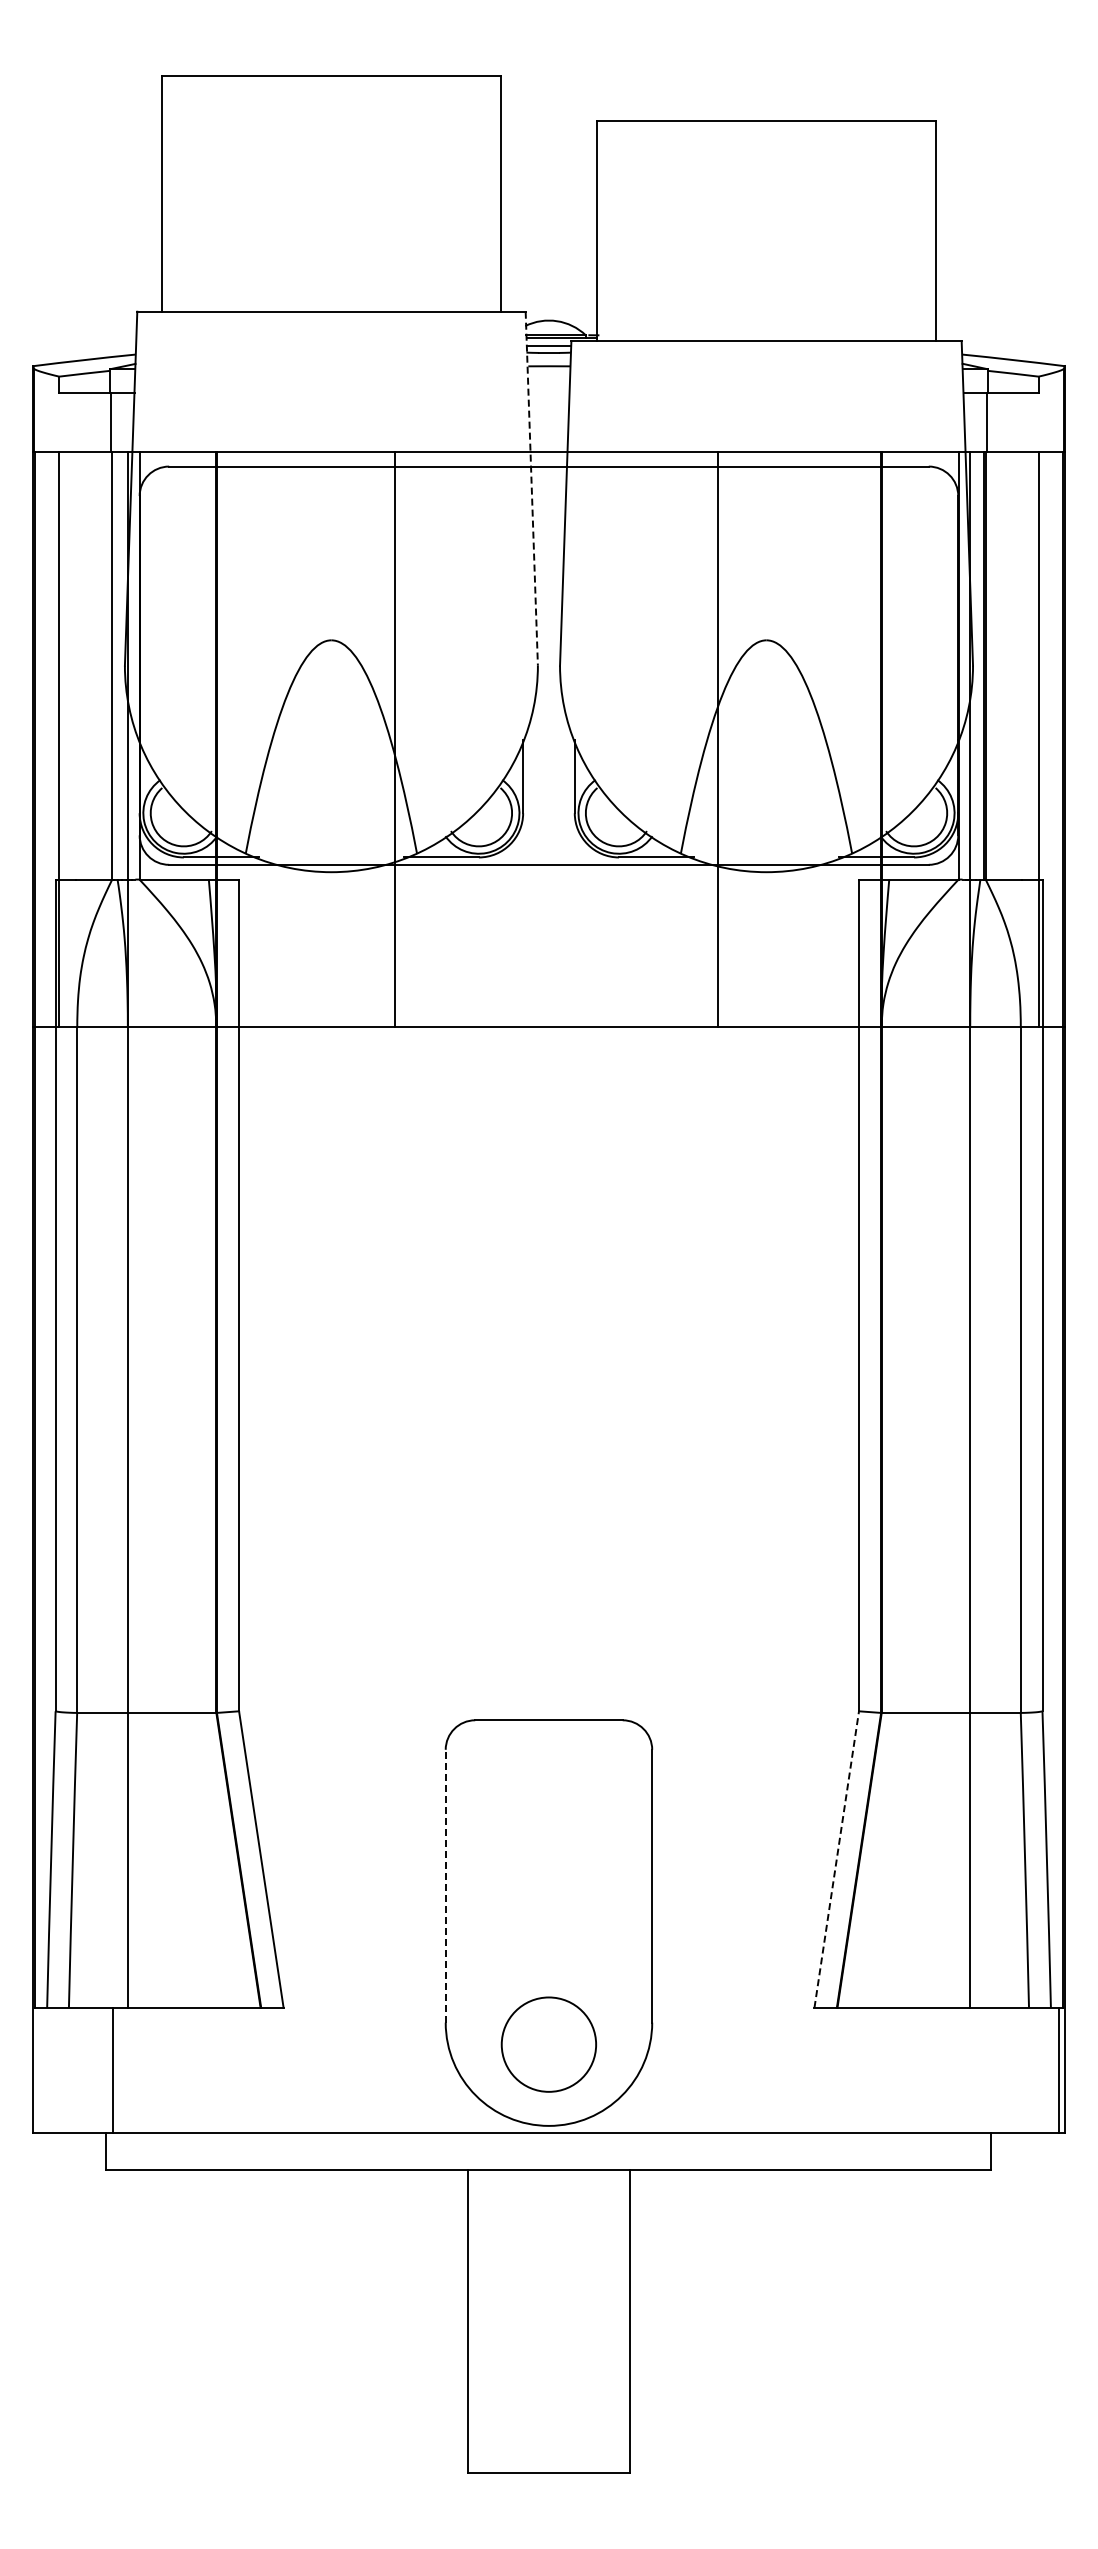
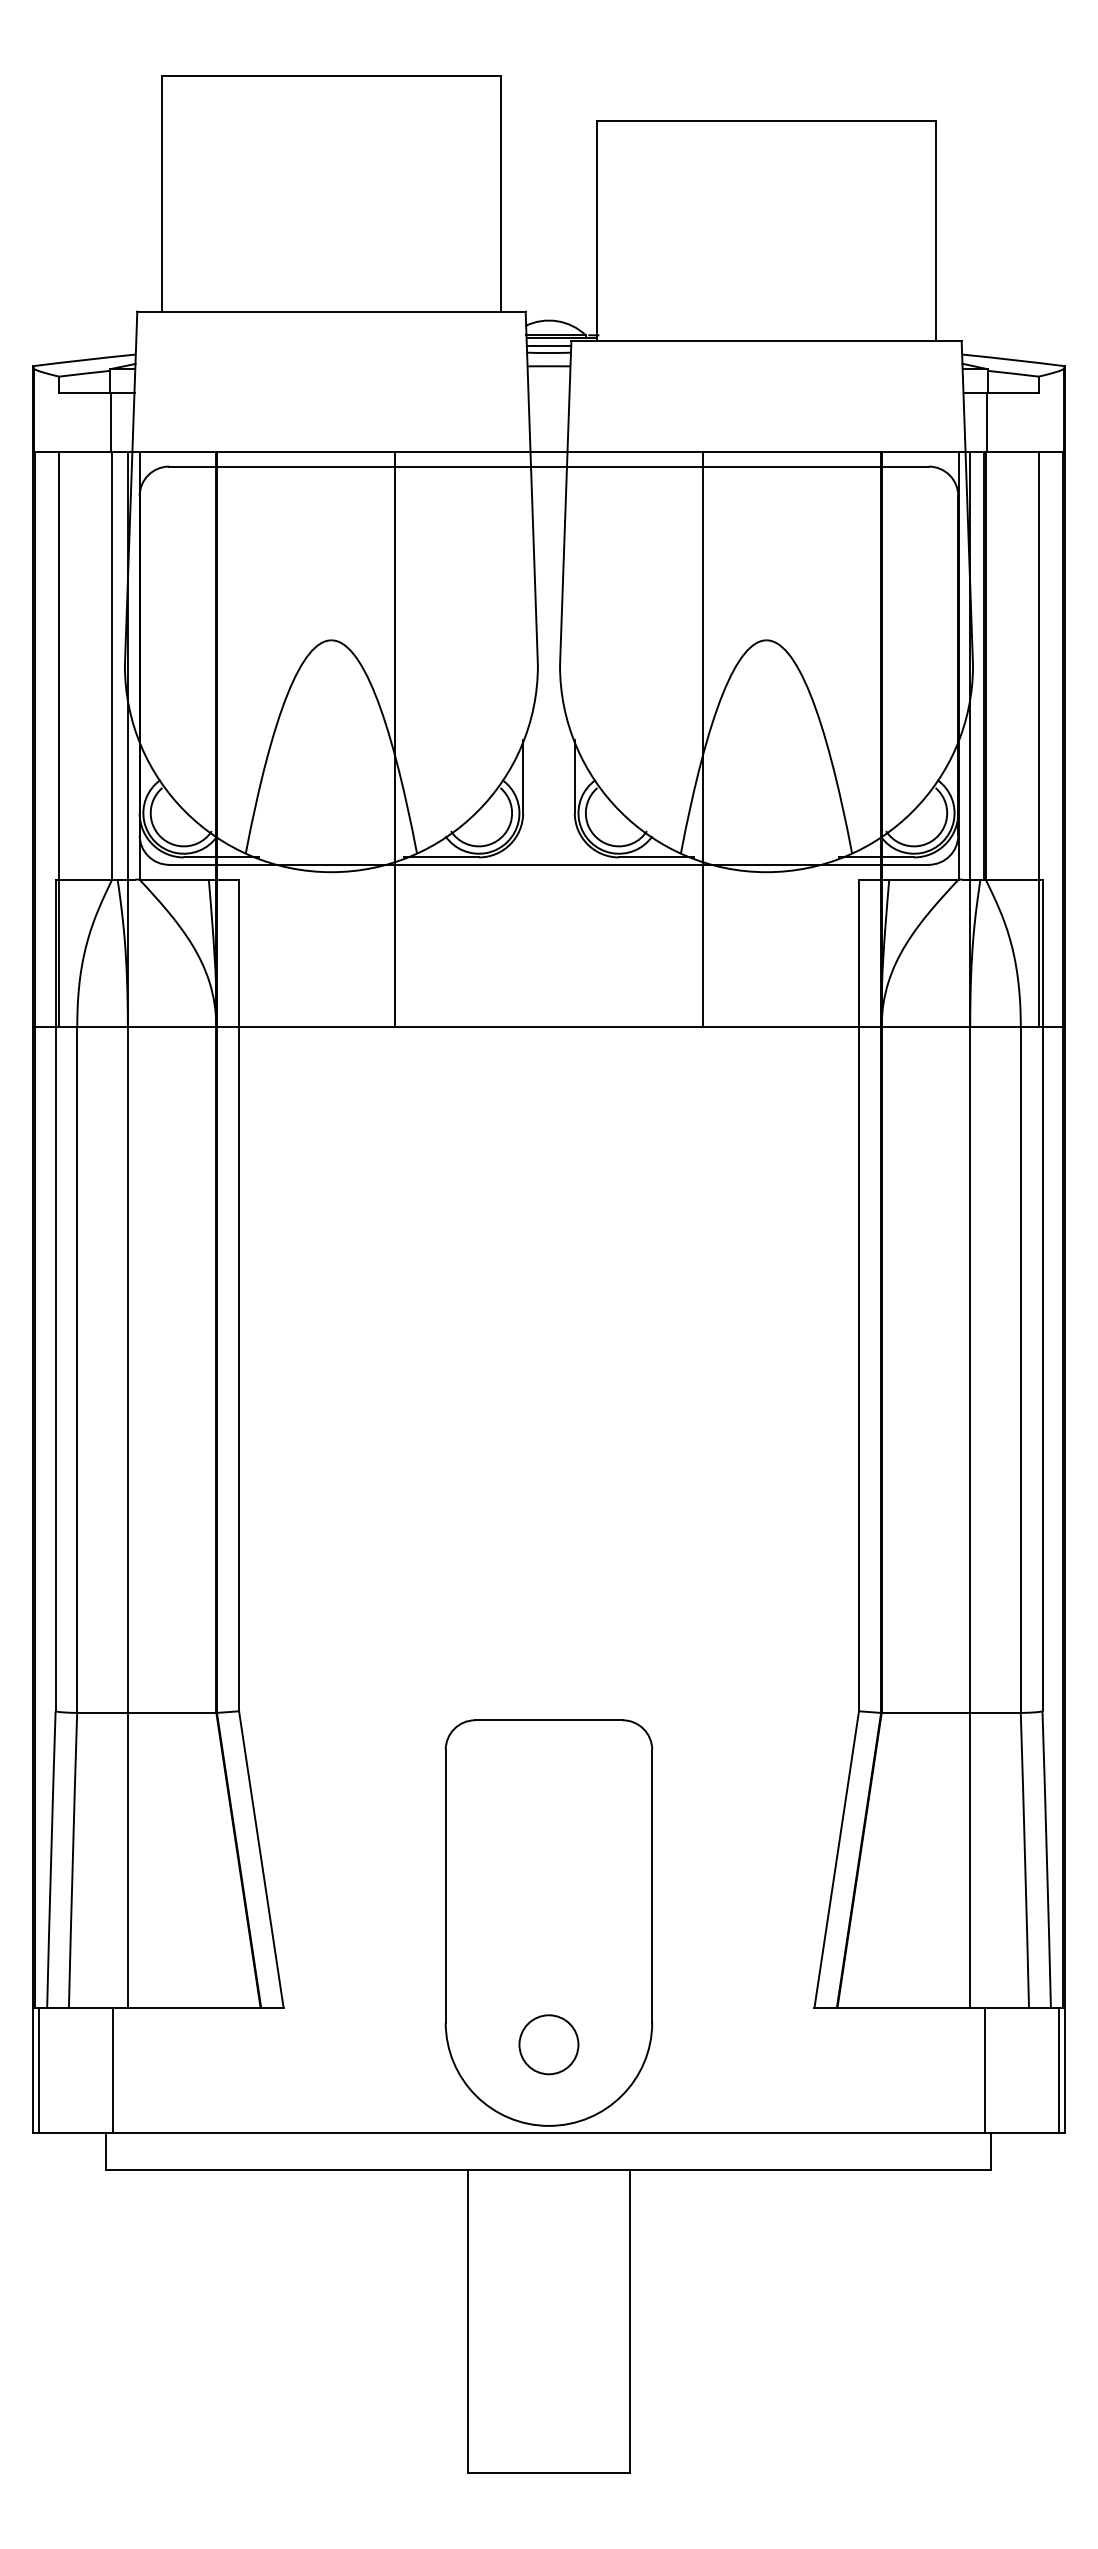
line: dashed -> solid (531, 489)
line position: (717, 739) -> (702, 739) (702, 739)
line: dashed -> solid (836, 1859)
line: dashed -> solid (445, 1885)
circle size: 97x97 px -> 62x62 px (548, 2044)
line: none -> present (39, 2070)
line: none -> present (985, 2070)
